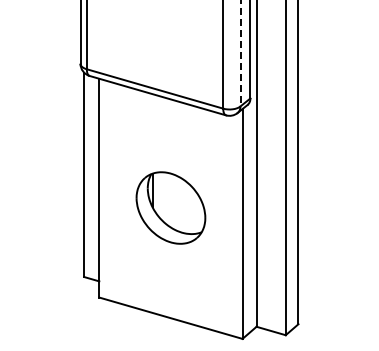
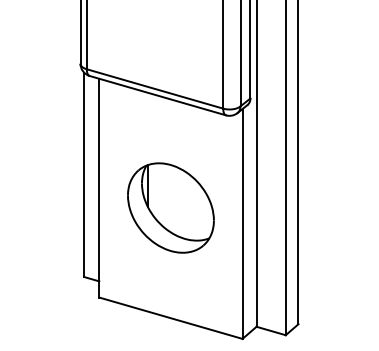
line: dashed -> solid (240, 53)
part size: 72x74 px -> 88x92 px (170, 207)
